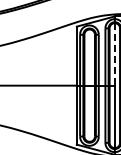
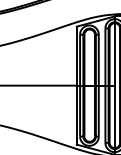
line: dashed -> solid (114, 54)
